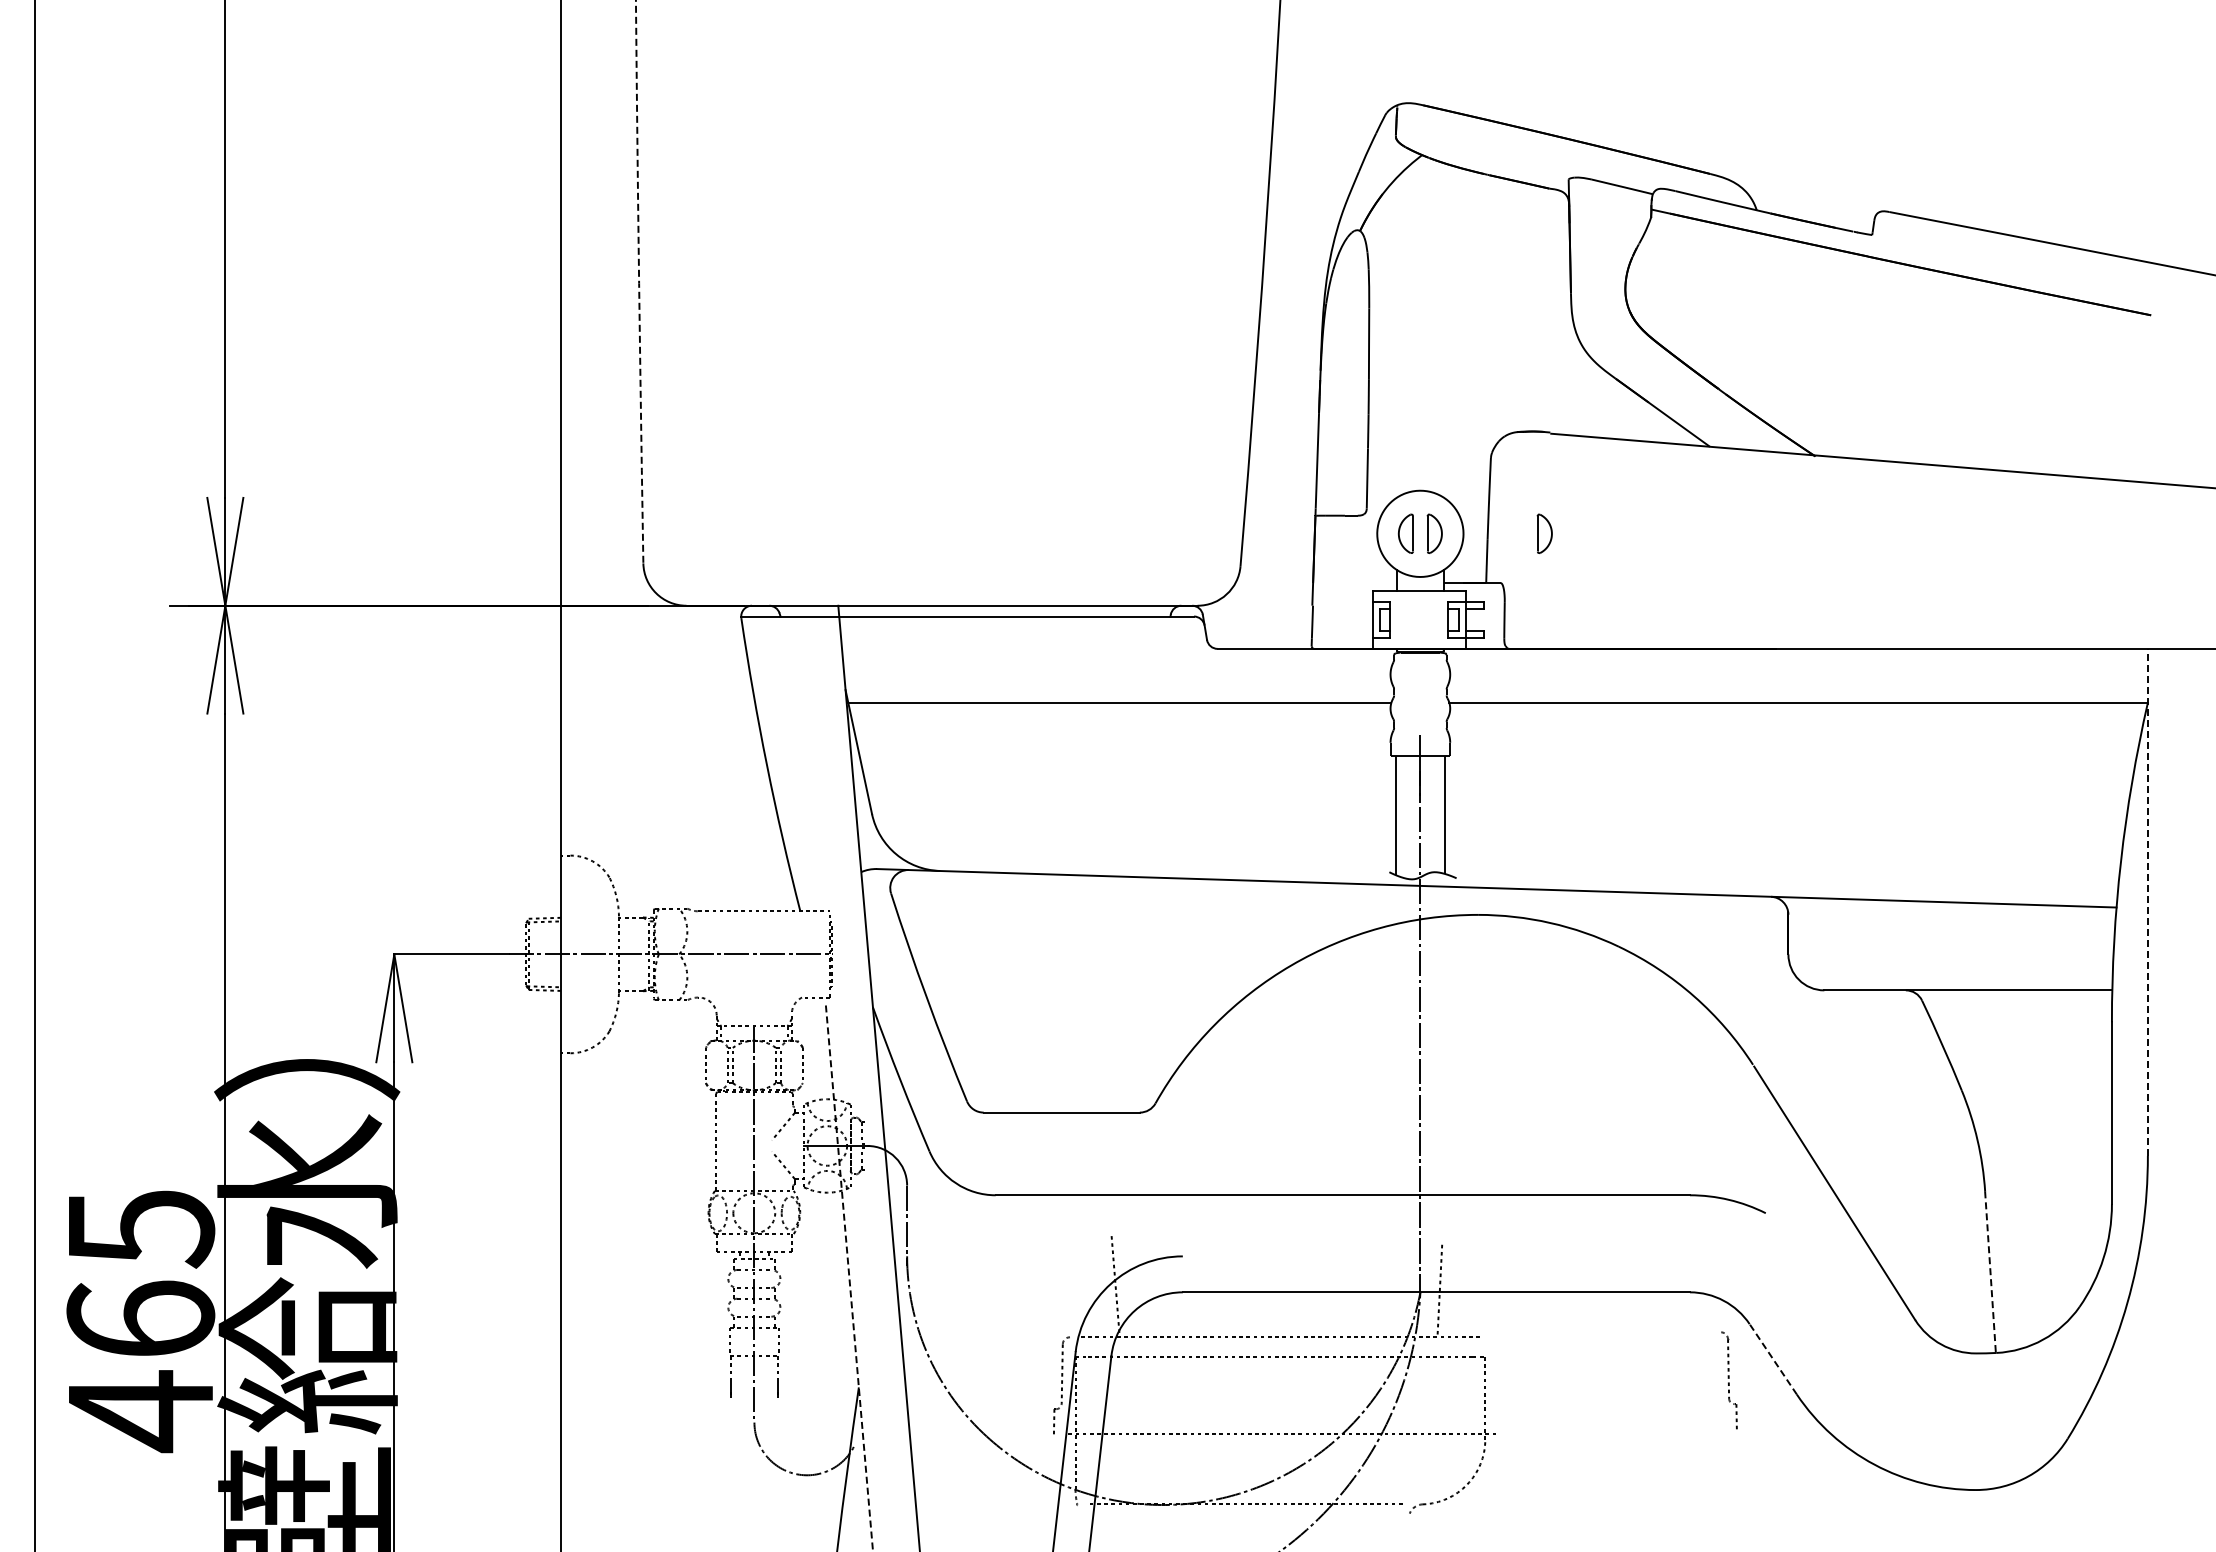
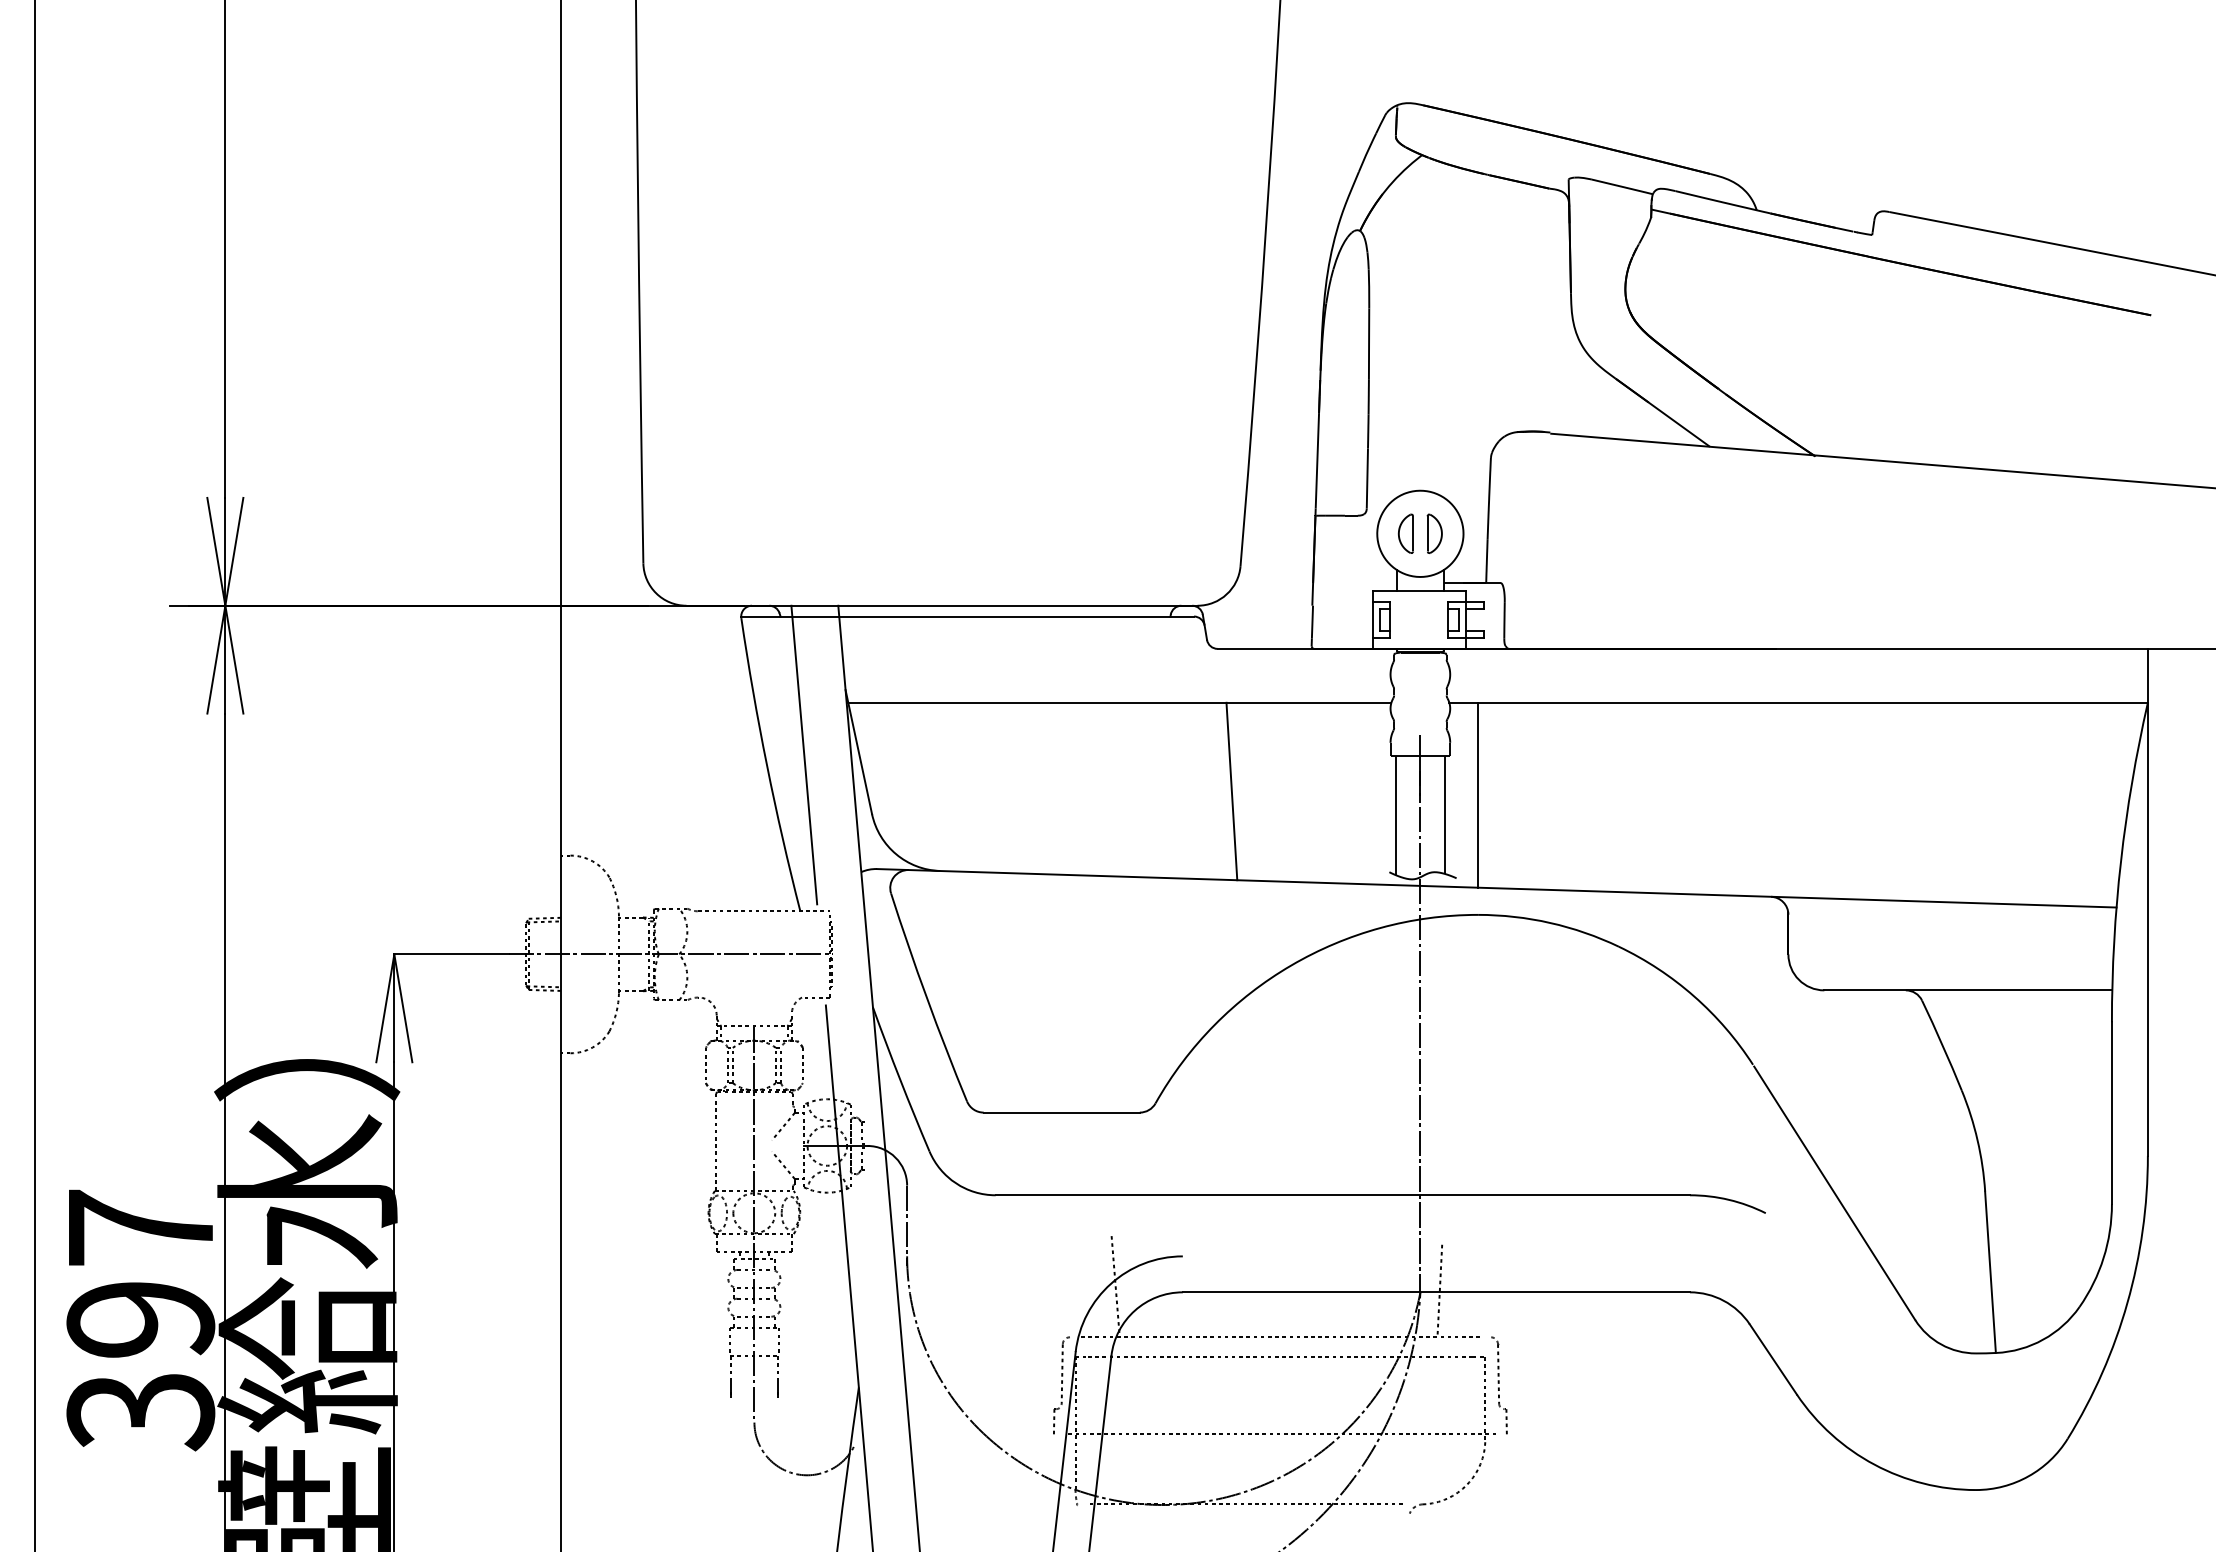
arc: dashed -> solid (639, 282)
part: present -> none (1544, 533)
line: none -> present (804, 754)
line: none -> present (1231, 791)
line: none -> present (1478, 794)
line: dashed -> solid (2147, 902)
line: dashed -> solid (1990, 1272)
line: dashed -> solid (849, 1279)
text: 465 -> 397 (140, 1321)
line: dashed -> solid (1772, 1358)
part position: (1729, 1380) -> (1499, 1385) (1499, 1385)
